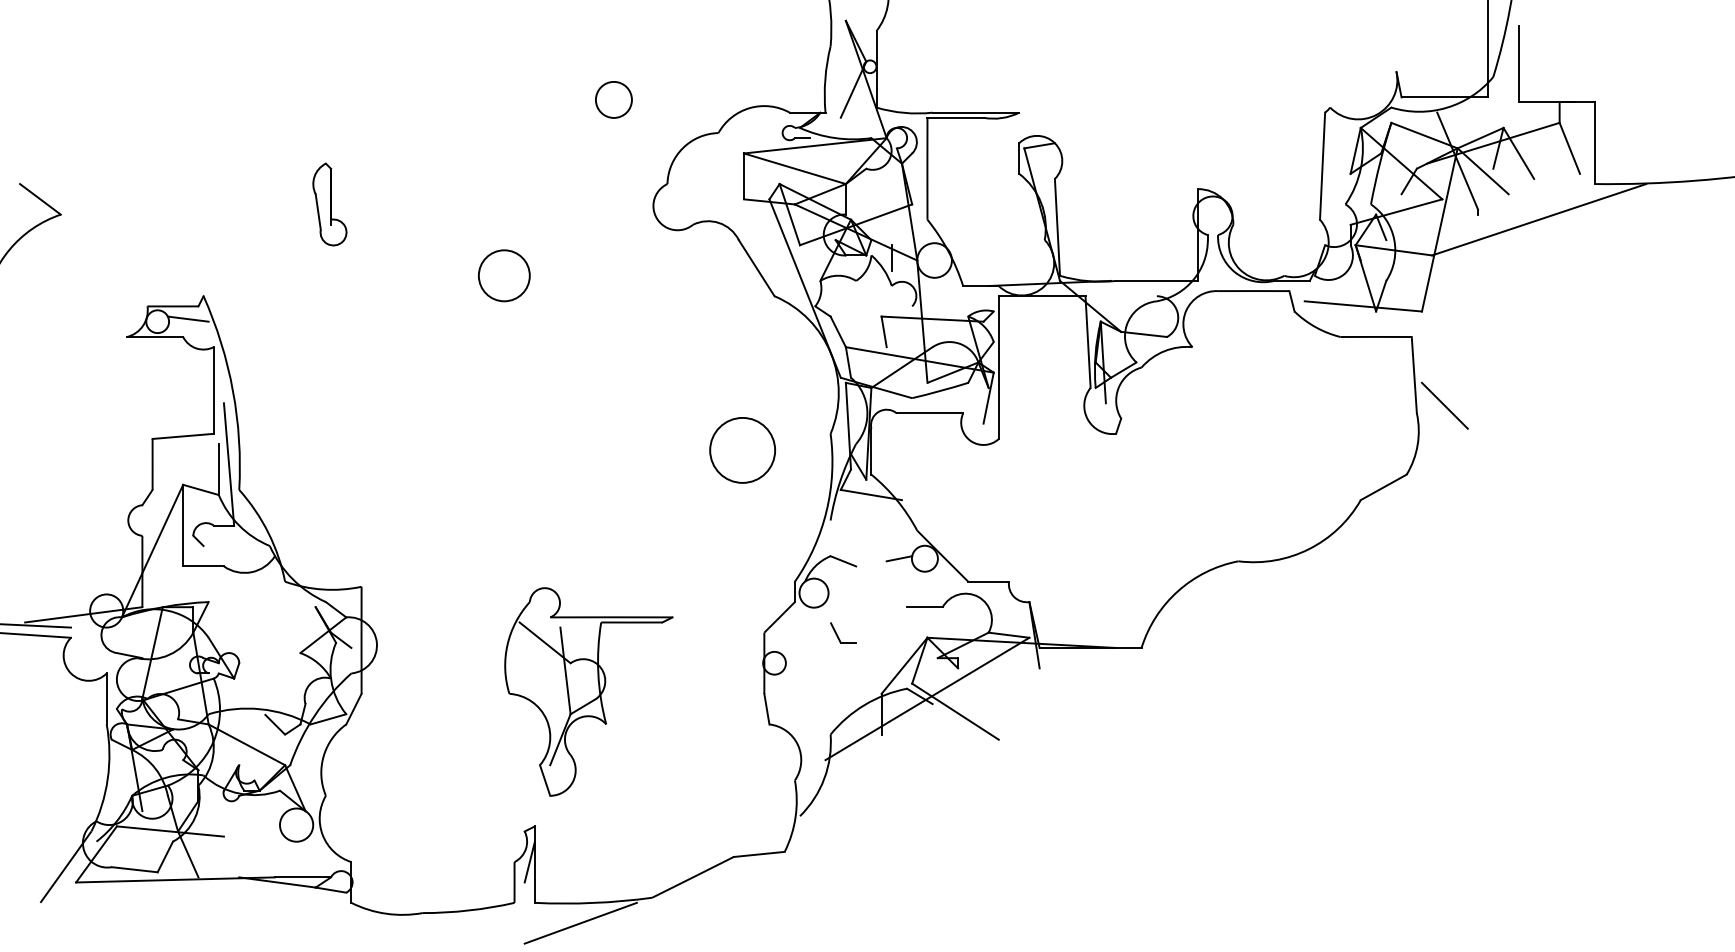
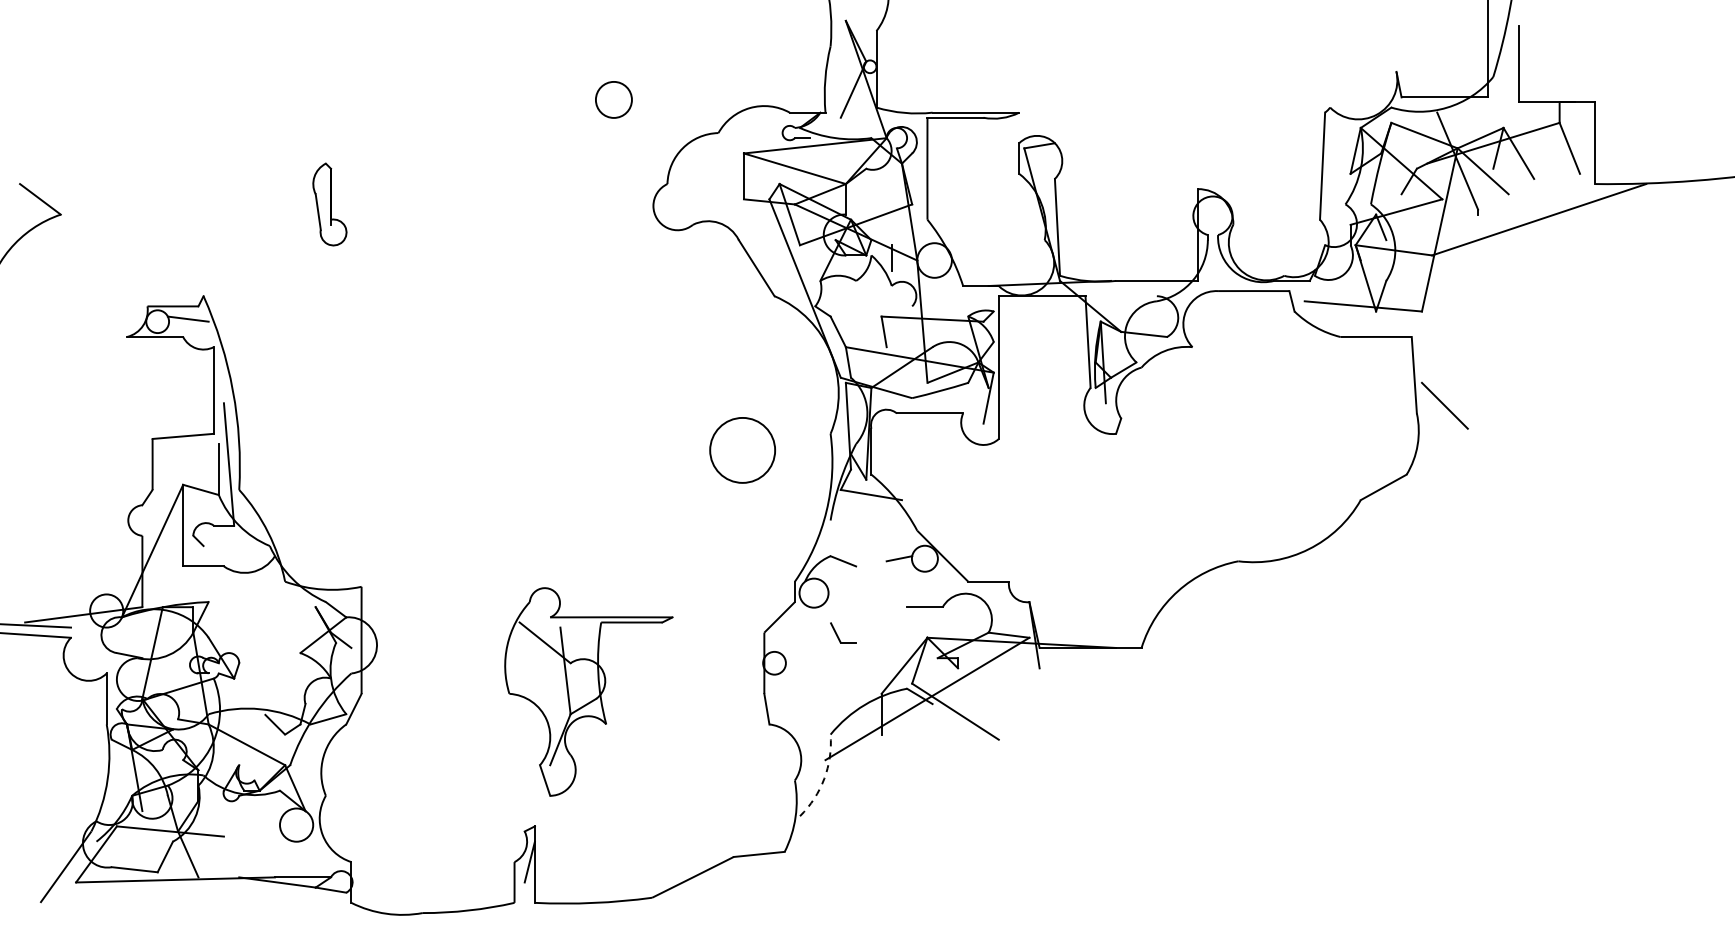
circle: present -> none (504, 275)
arc: solid -> dashed (824, 778)
line: present -> none (580, 922)
